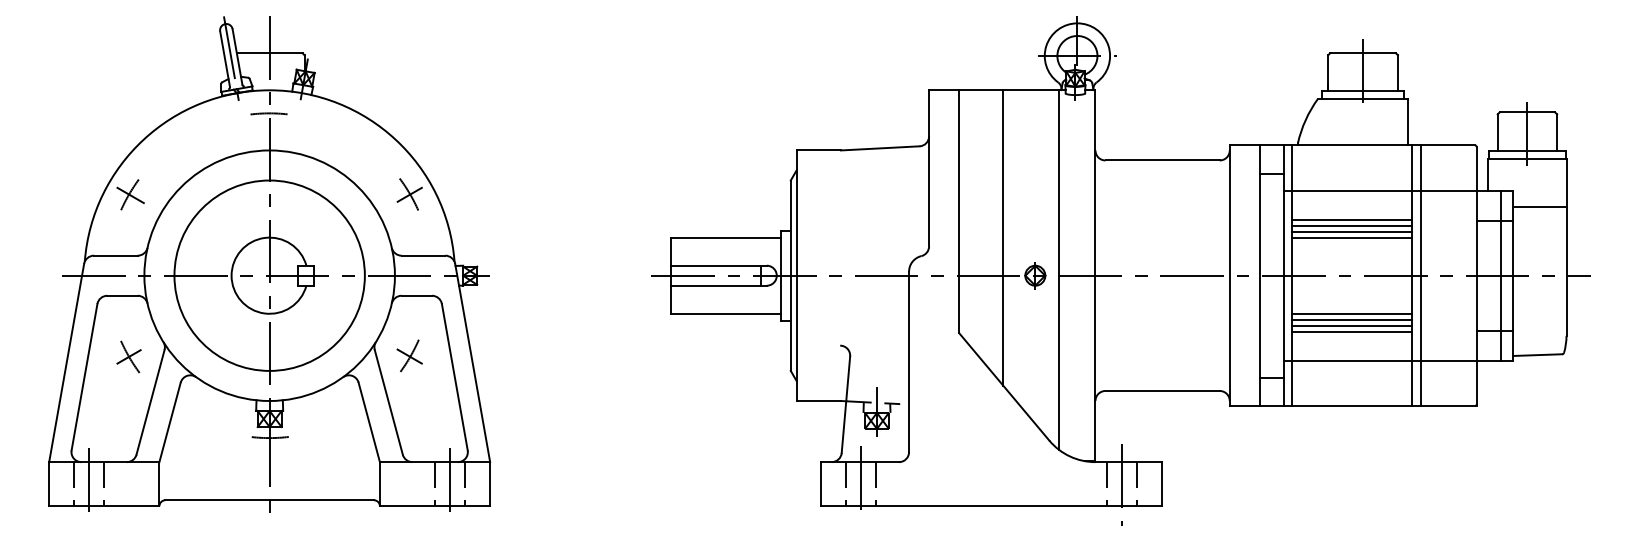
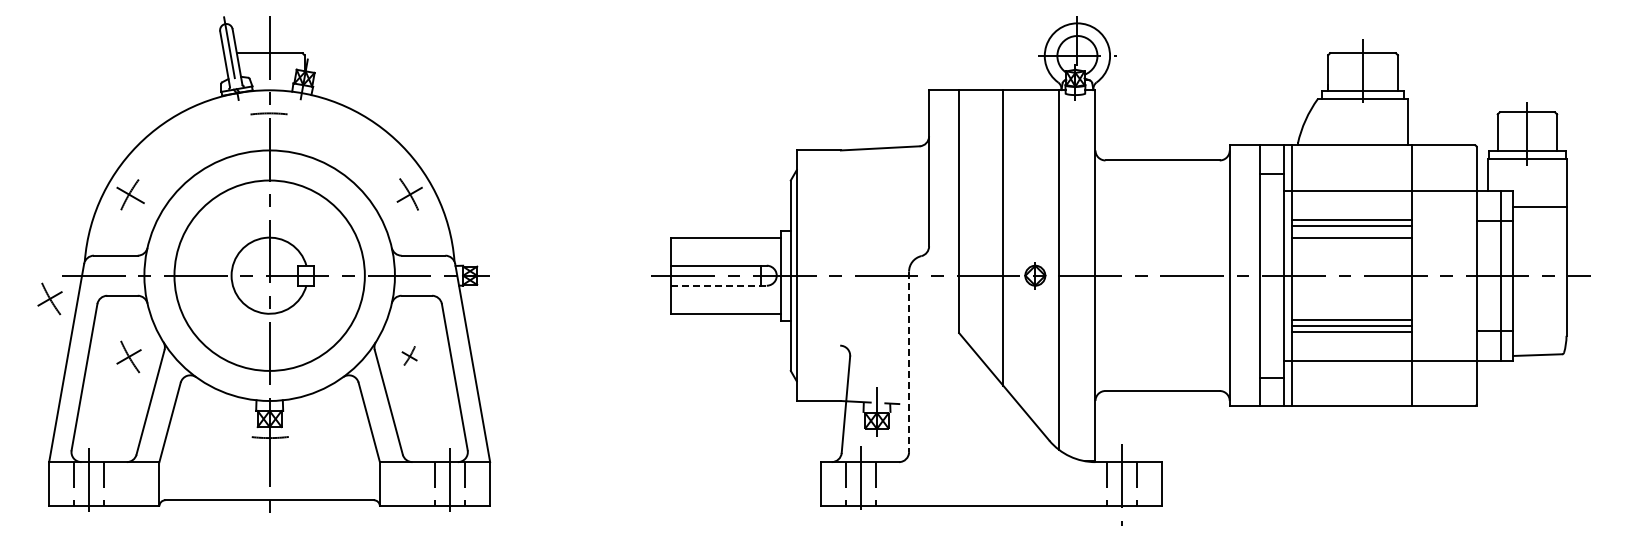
line: present -> none (1351, 231)
line: present -> none (1420, 275)
line: solid -> dashed (719, 285)
part: none -> present (49, 298)
line: present -> none (1351, 313)
part size: 27x34 px -> 17x20 px (409, 355)
line: solid -> dashed (909, 362)
